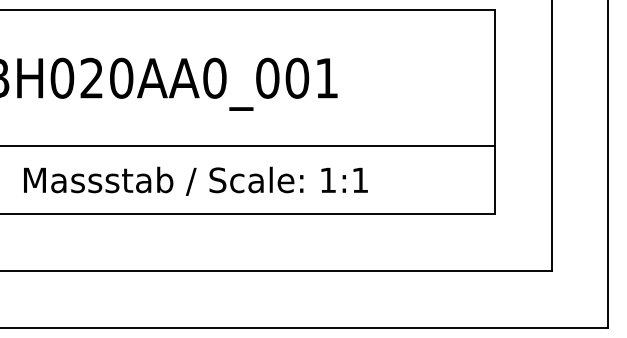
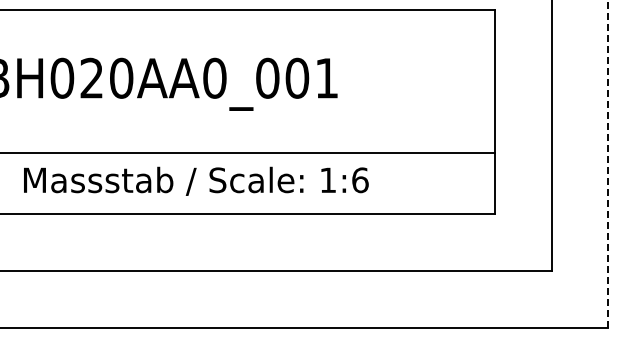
line position: (248, 146) -> (248, 153) (248, 153)
line: solid -> dashed (608, 163)
text: 1:1 -> 1:6 (360, 180)
